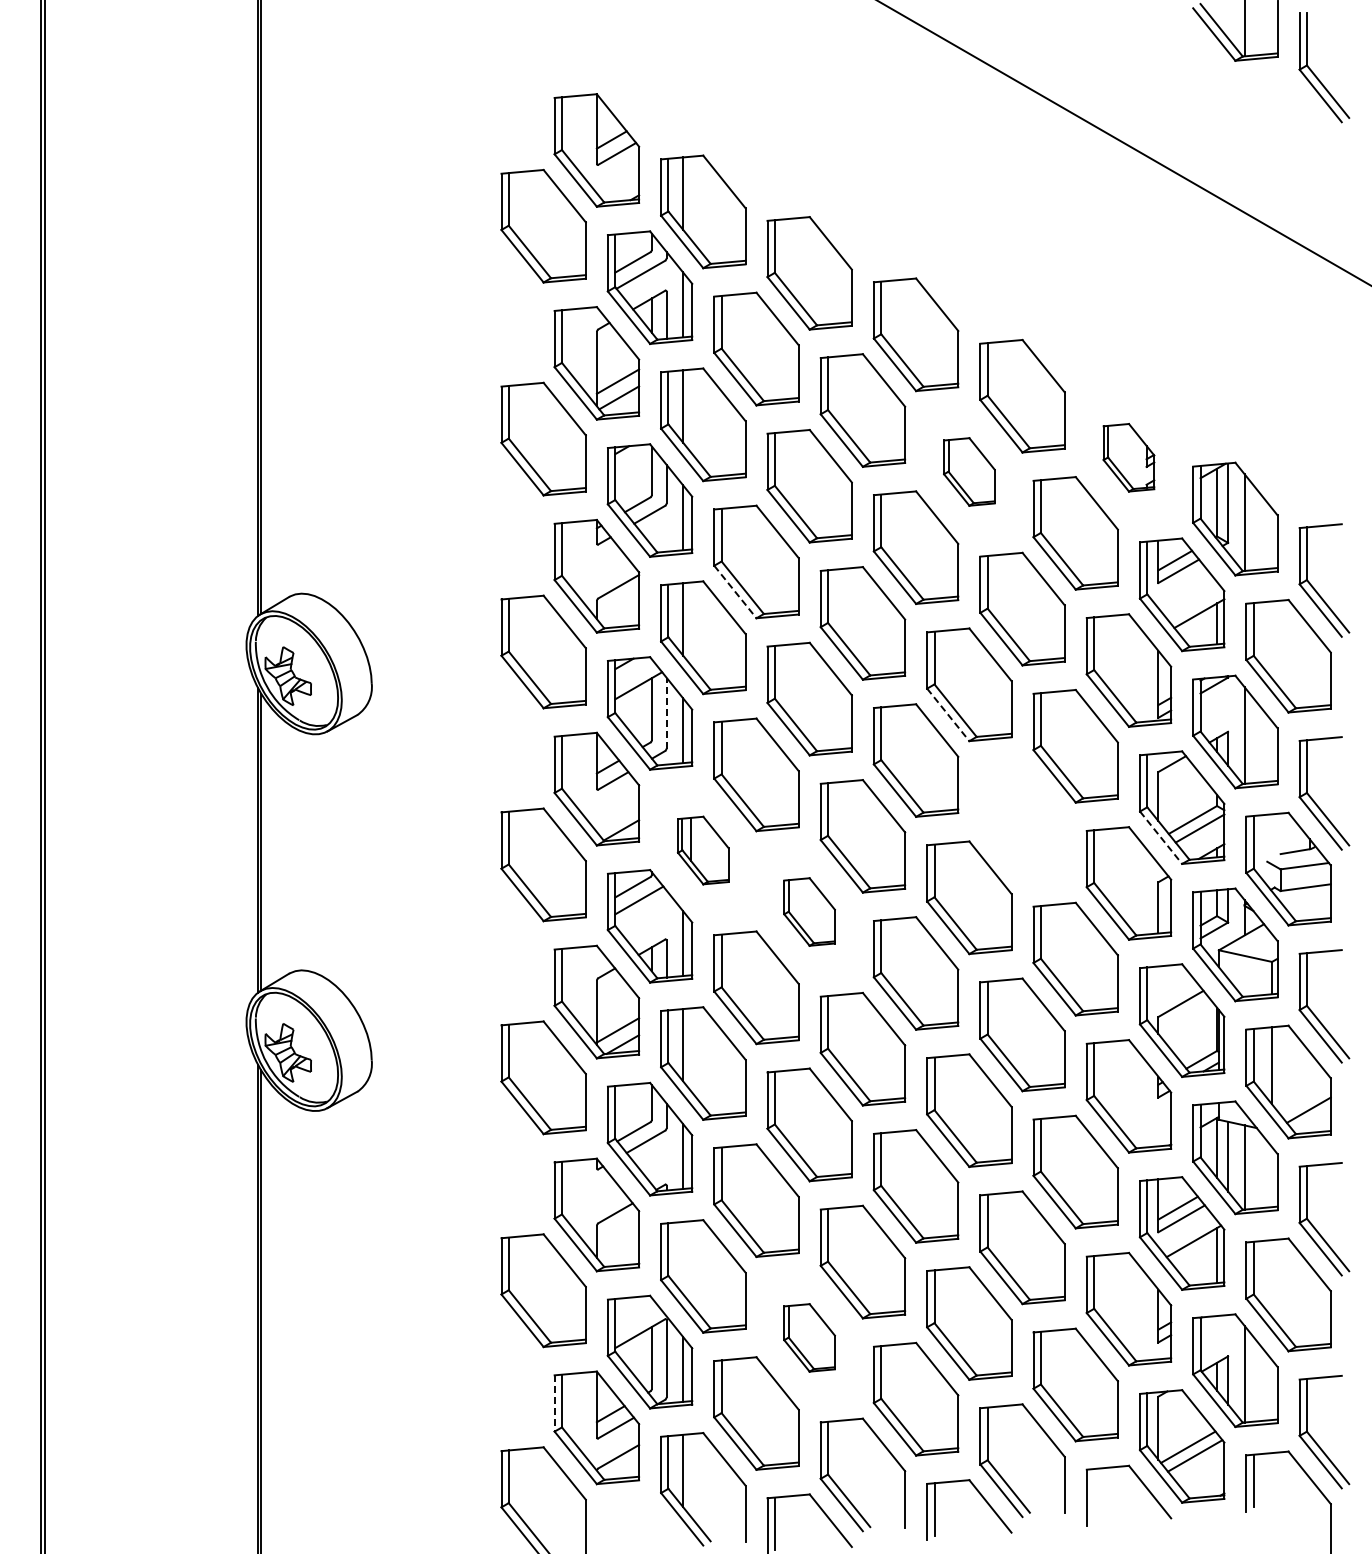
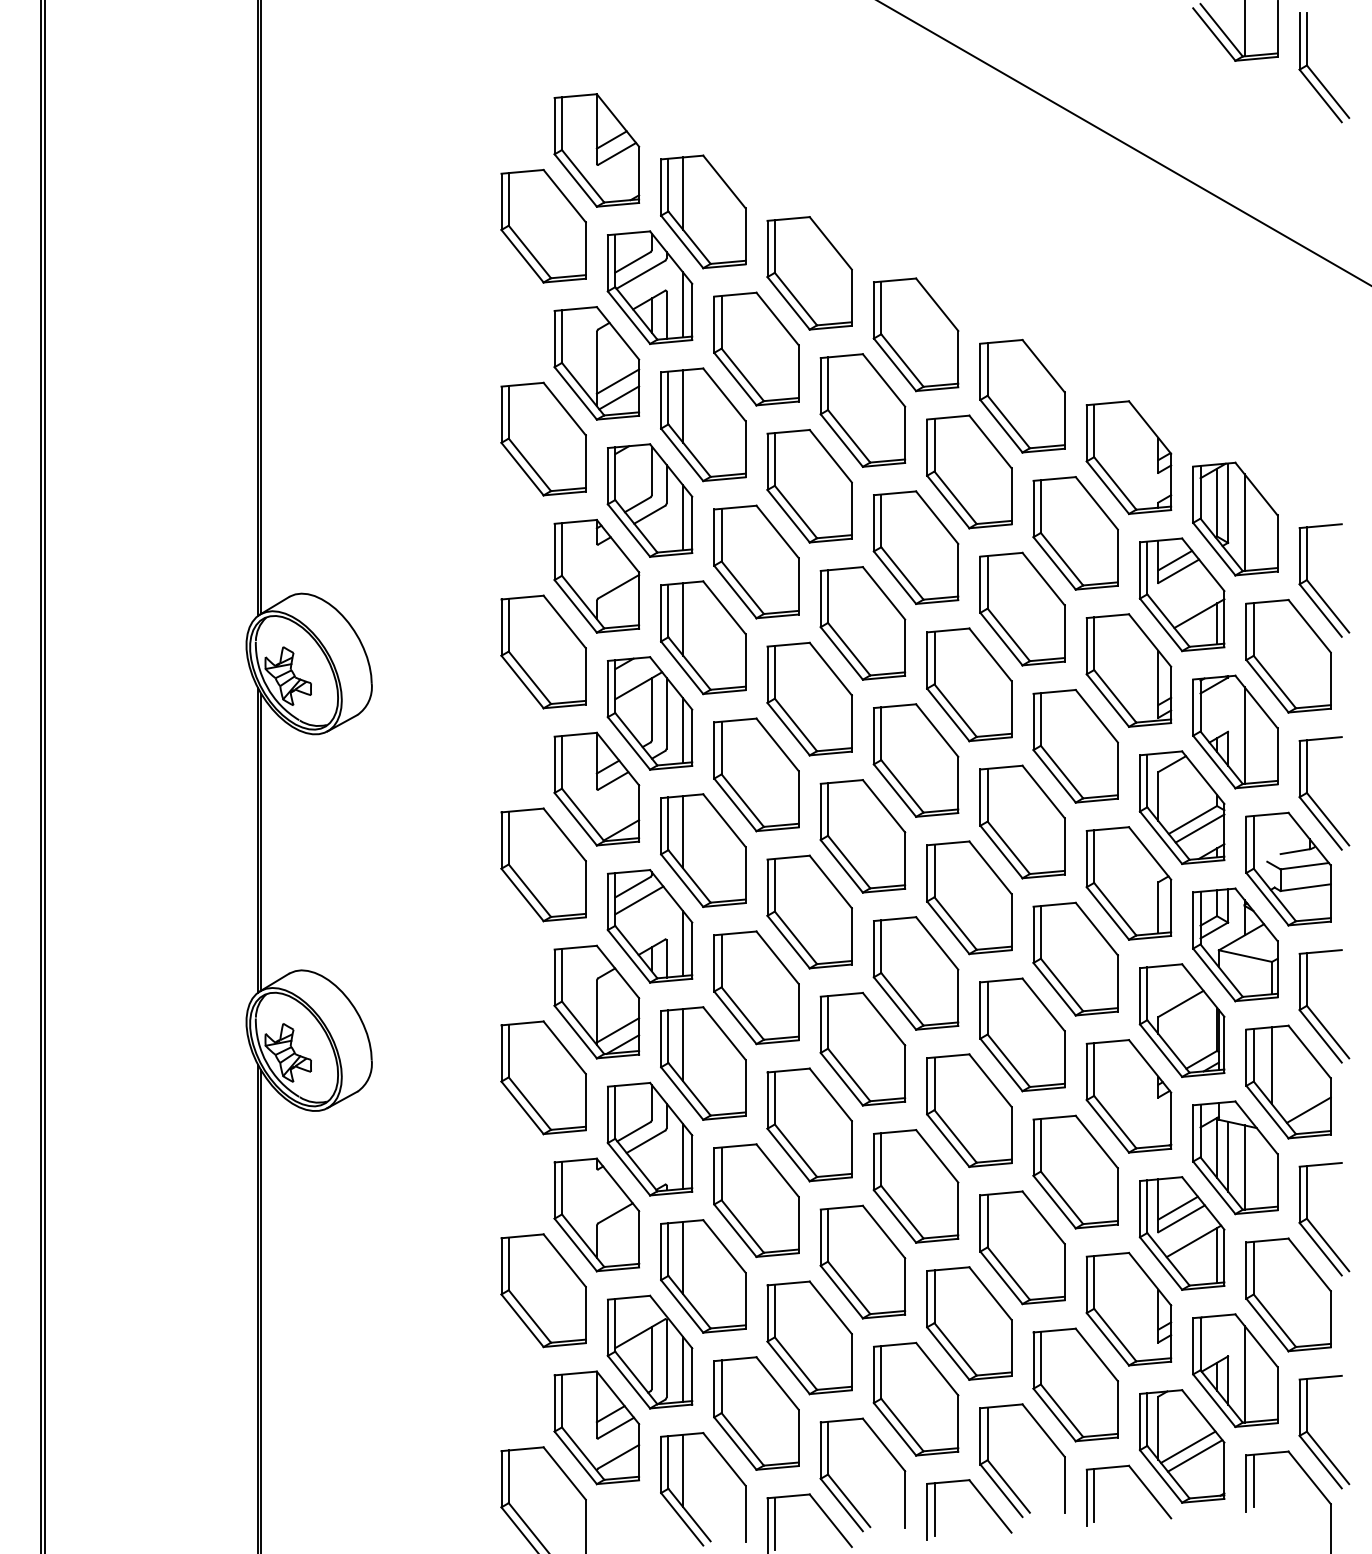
part size: 54x70 px -> 88x116 px (1128, 457)
part size: 53x70 px -> 87x116 px (969, 471)
line: dashed -> solid (735, 592)
line: dashed -> solid (666, 712)
line: dashed -> solid (948, 714)
part: none -> present (1022, 821)
line: dashed -> solid (1161, 837)
part size: 54x71 px -> 87x115 px (703, 850)
part size: 53x70 px -> 87x116 px (809, 911)
line: none -> present (683, 1257)
part size: 53x70 px -> 87x116 px (809, 1337)
line: dashed -> solid (554, 1403)
line: none -> present (1094, 1494)
